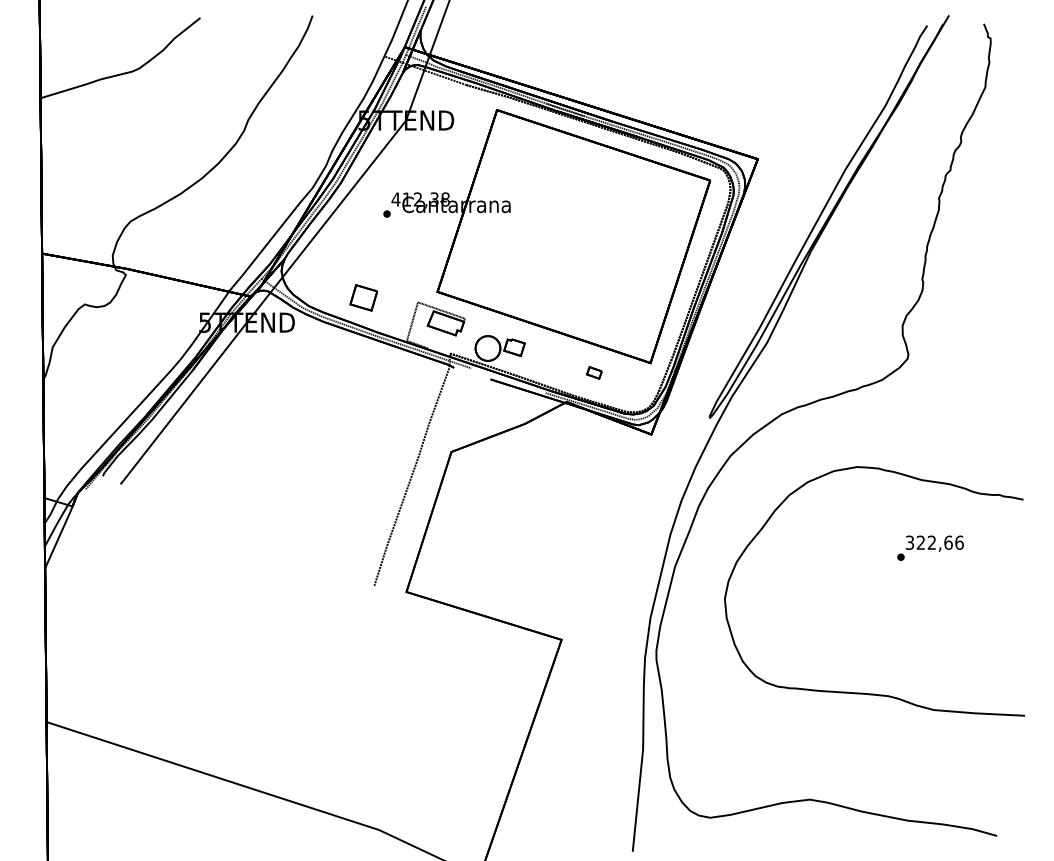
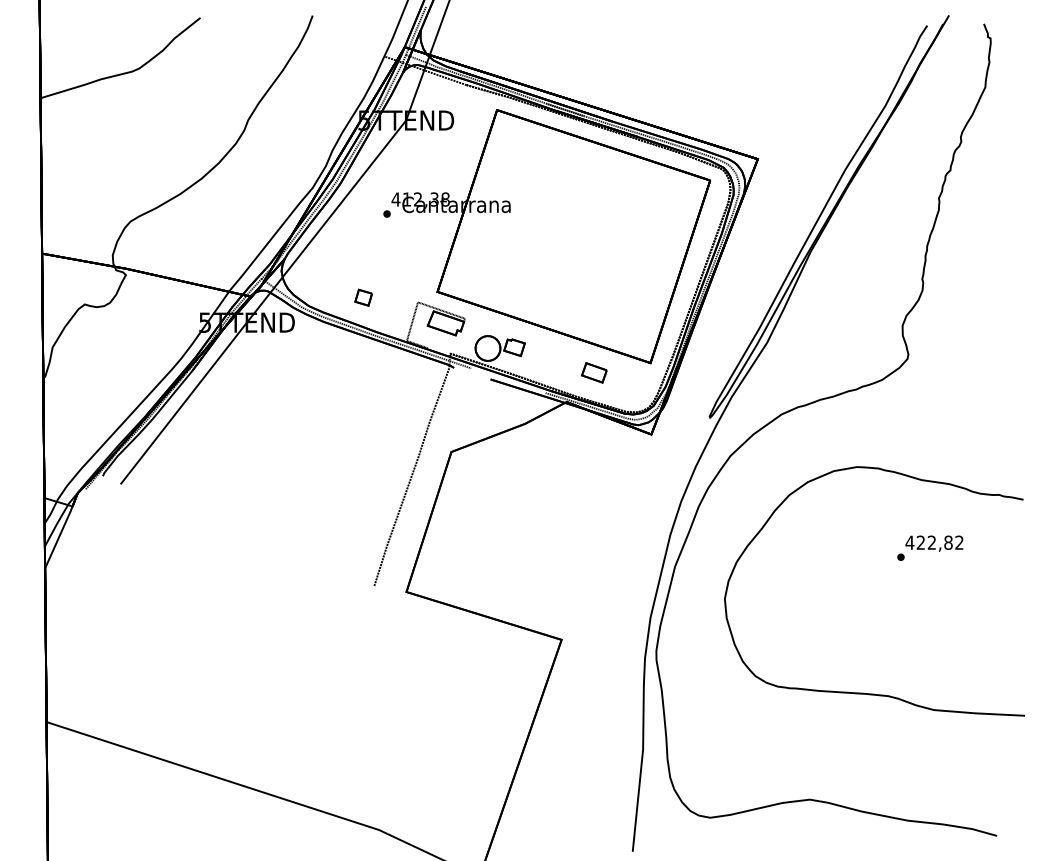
part size: 29x28 px -> 19x19 px (363, 297)
part size: 17x14 px -> 27x22 px (594, 372)
text: 322,66 -> 422,82 (934, 542)
